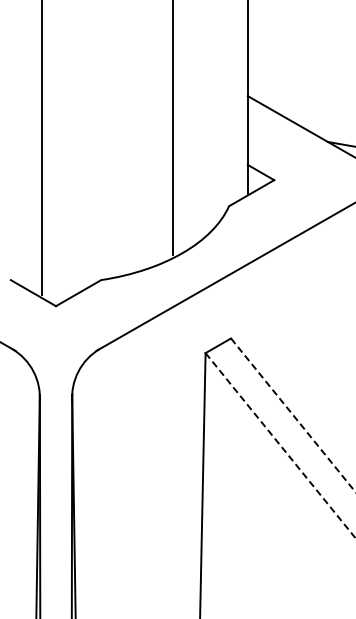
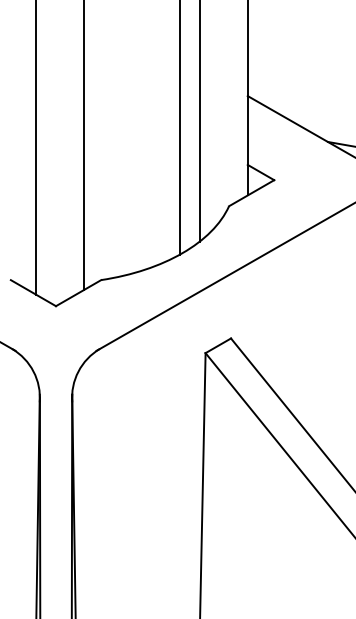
line: none -> present (199, 121)
line position: (173, 128) -> (180, 128) (180, 128)
line: none -> present (84, 145)
line position: (42, 148) -> (36, 148) (36, 148)
line: dashed -> solid (293, 415)
line: dashed -> solid (280, 445)
